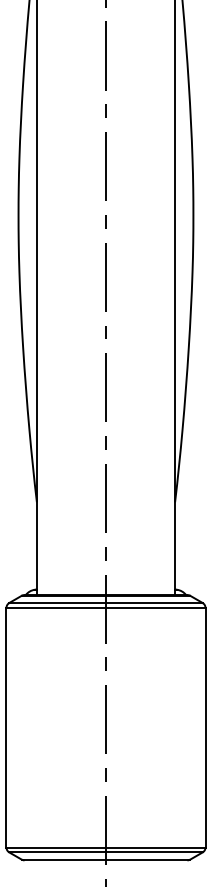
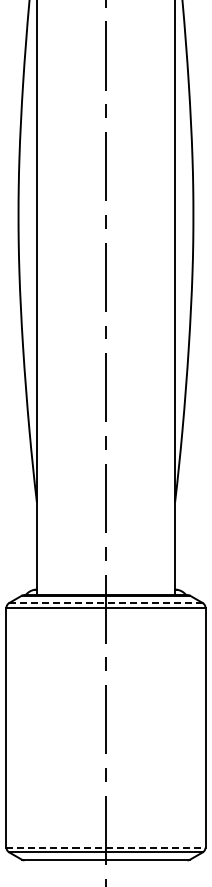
line: solid -> dashed (106, 603)
line: solid -> dashed (106, 847)
